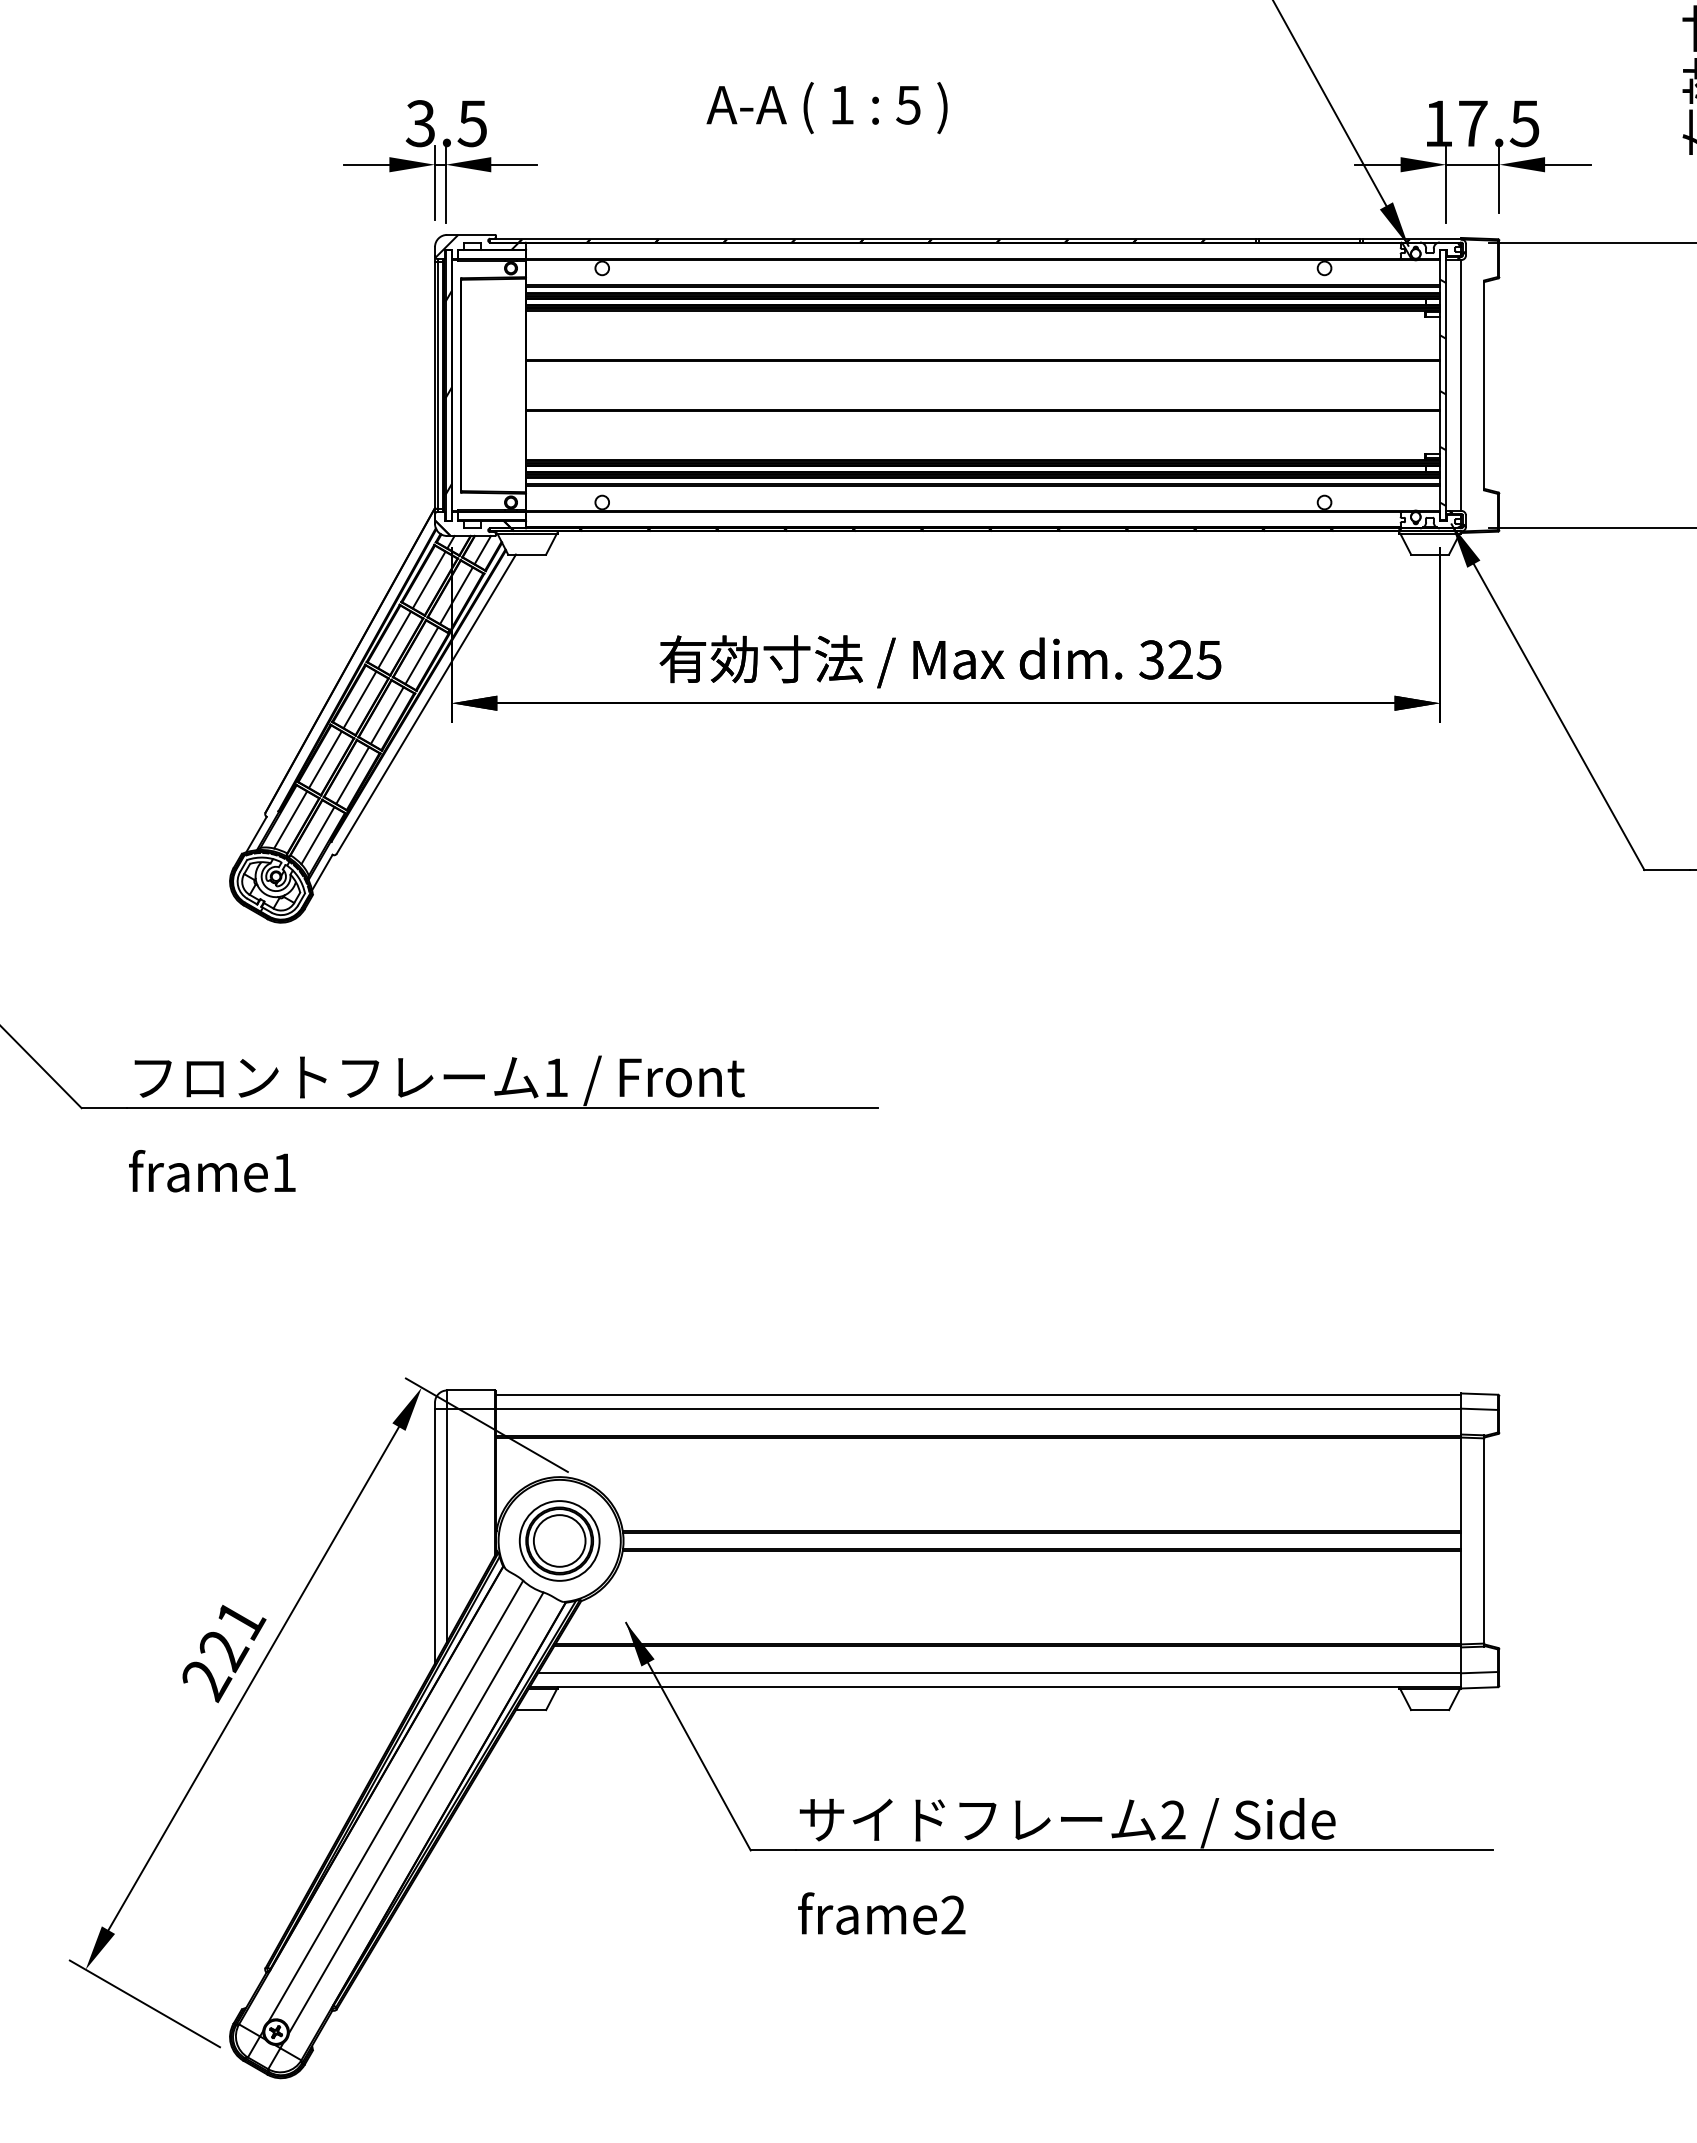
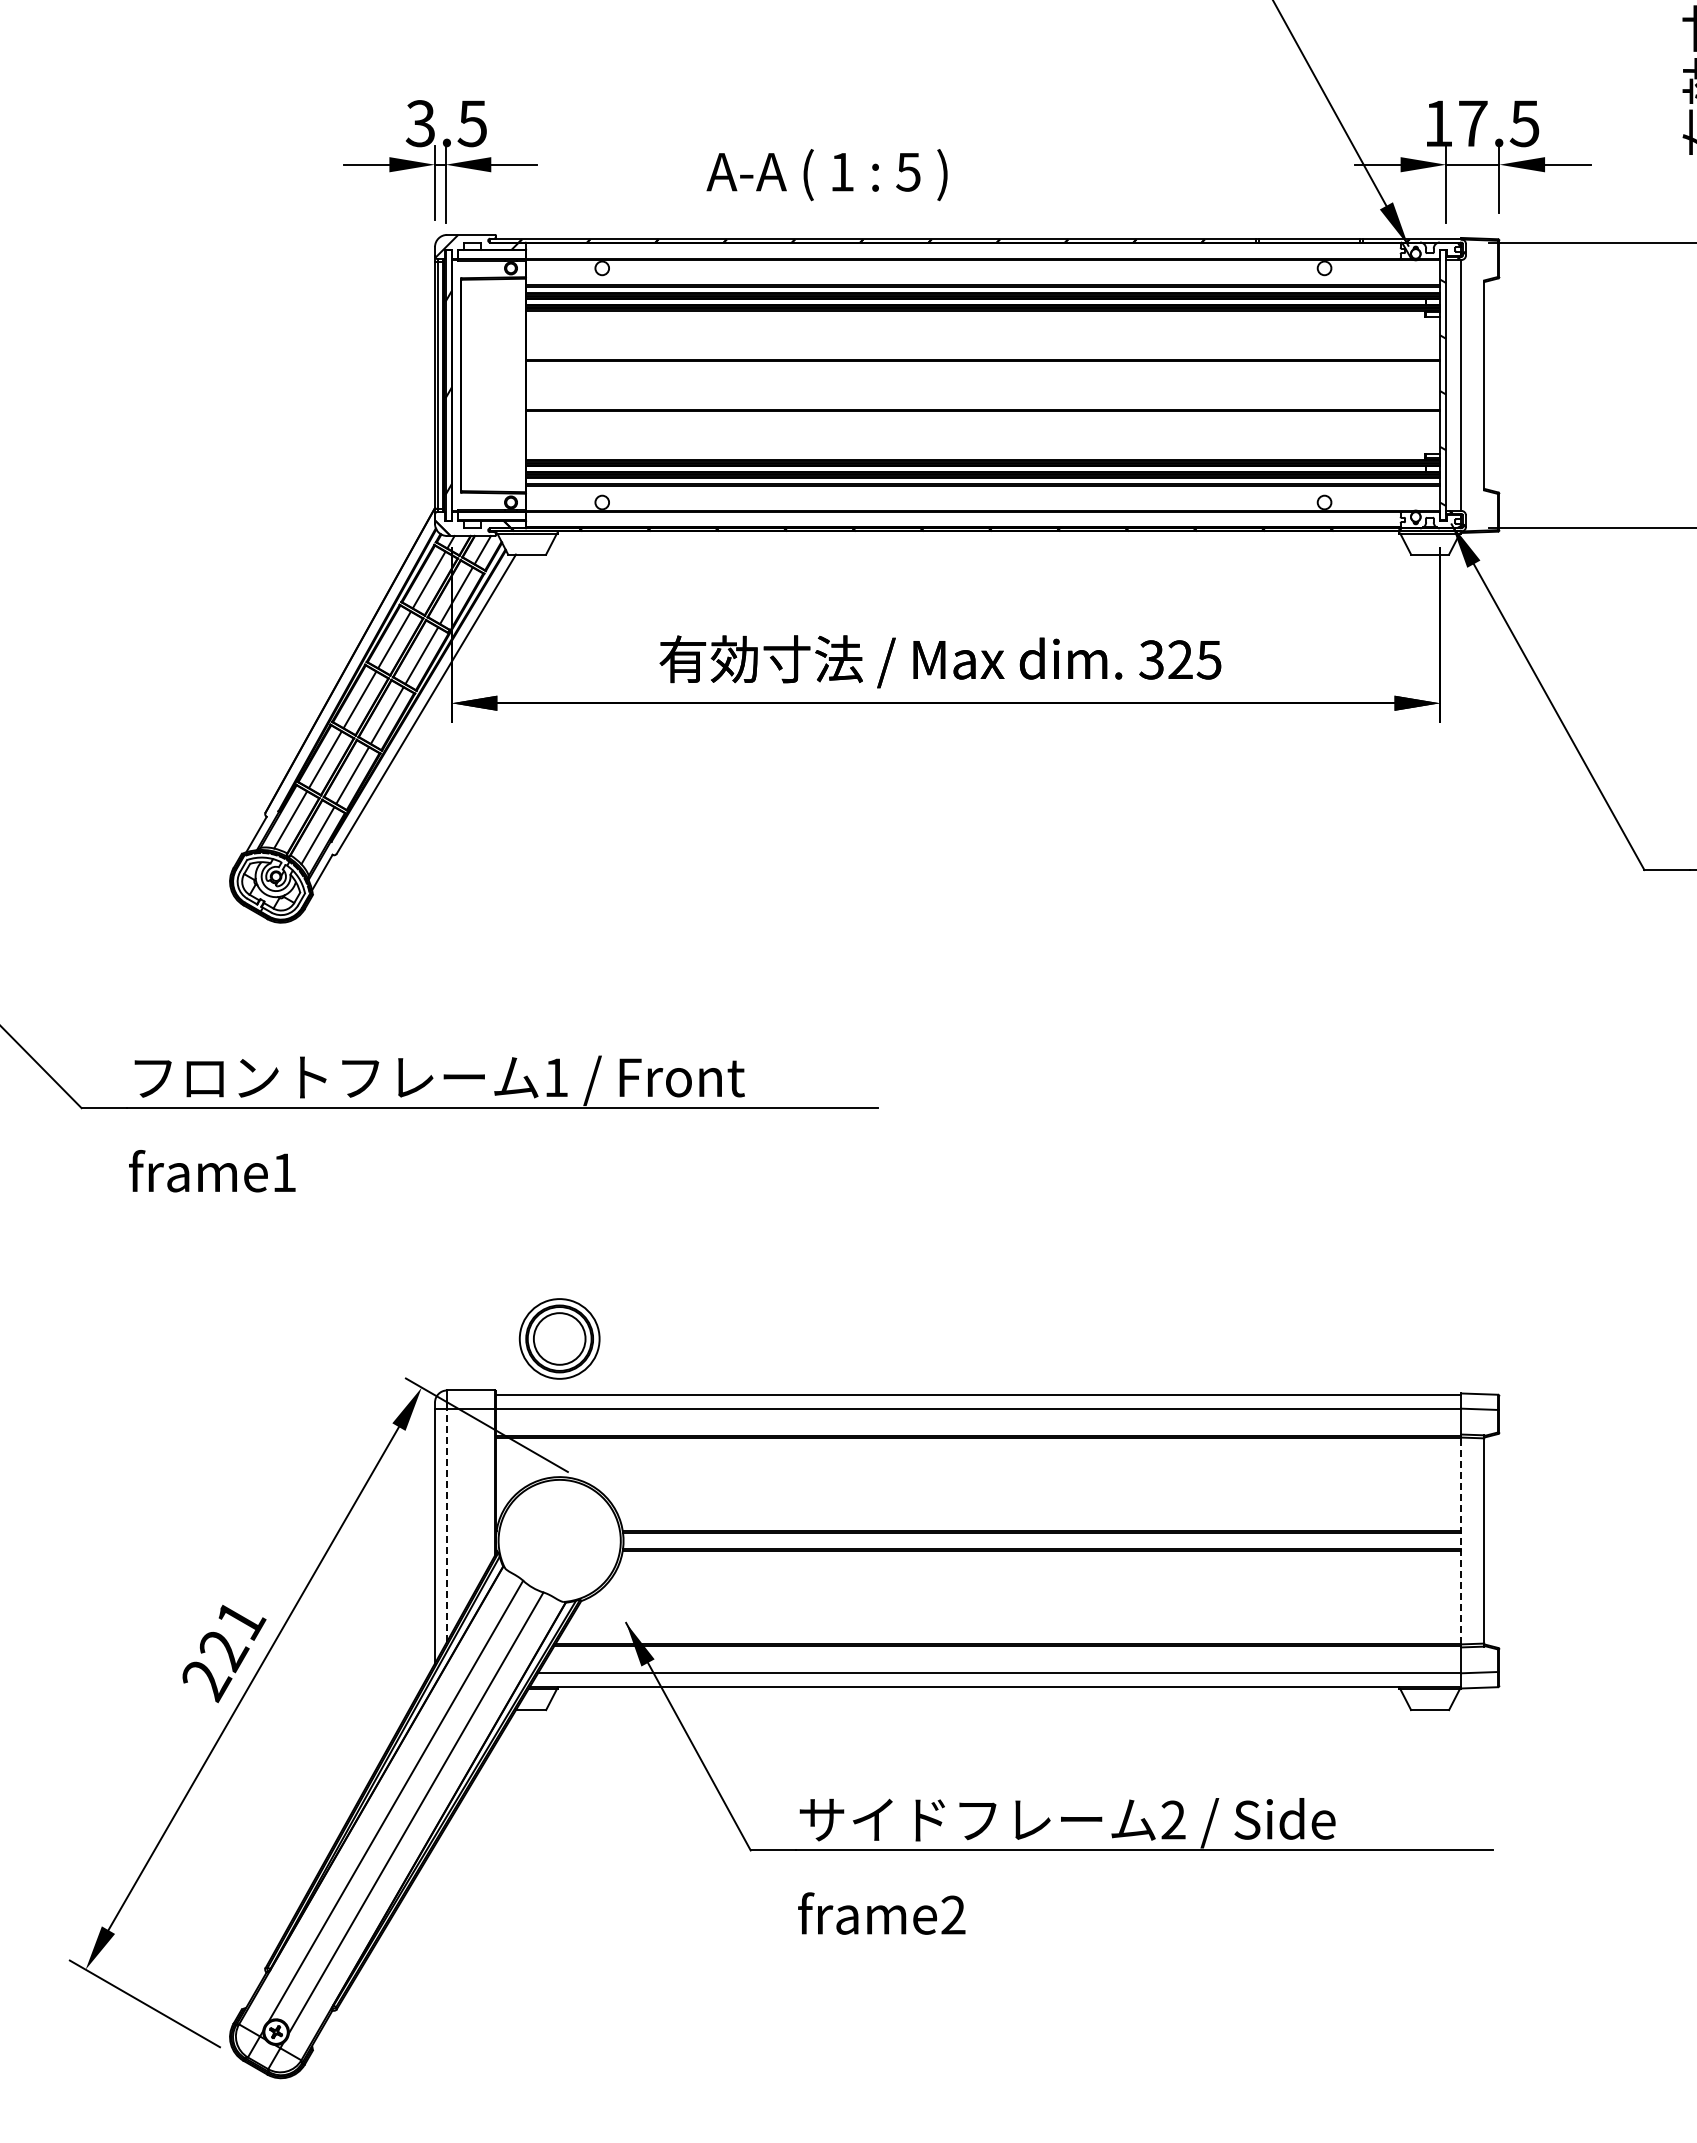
text position: (826, 108) -> (826, 175) (826, 175)
line: solid -> dashed (447, 1524)
part position: (559, 1540) -> (559, 1338) (559, 1338)
line: solid -> dashed (1461, 1540)
